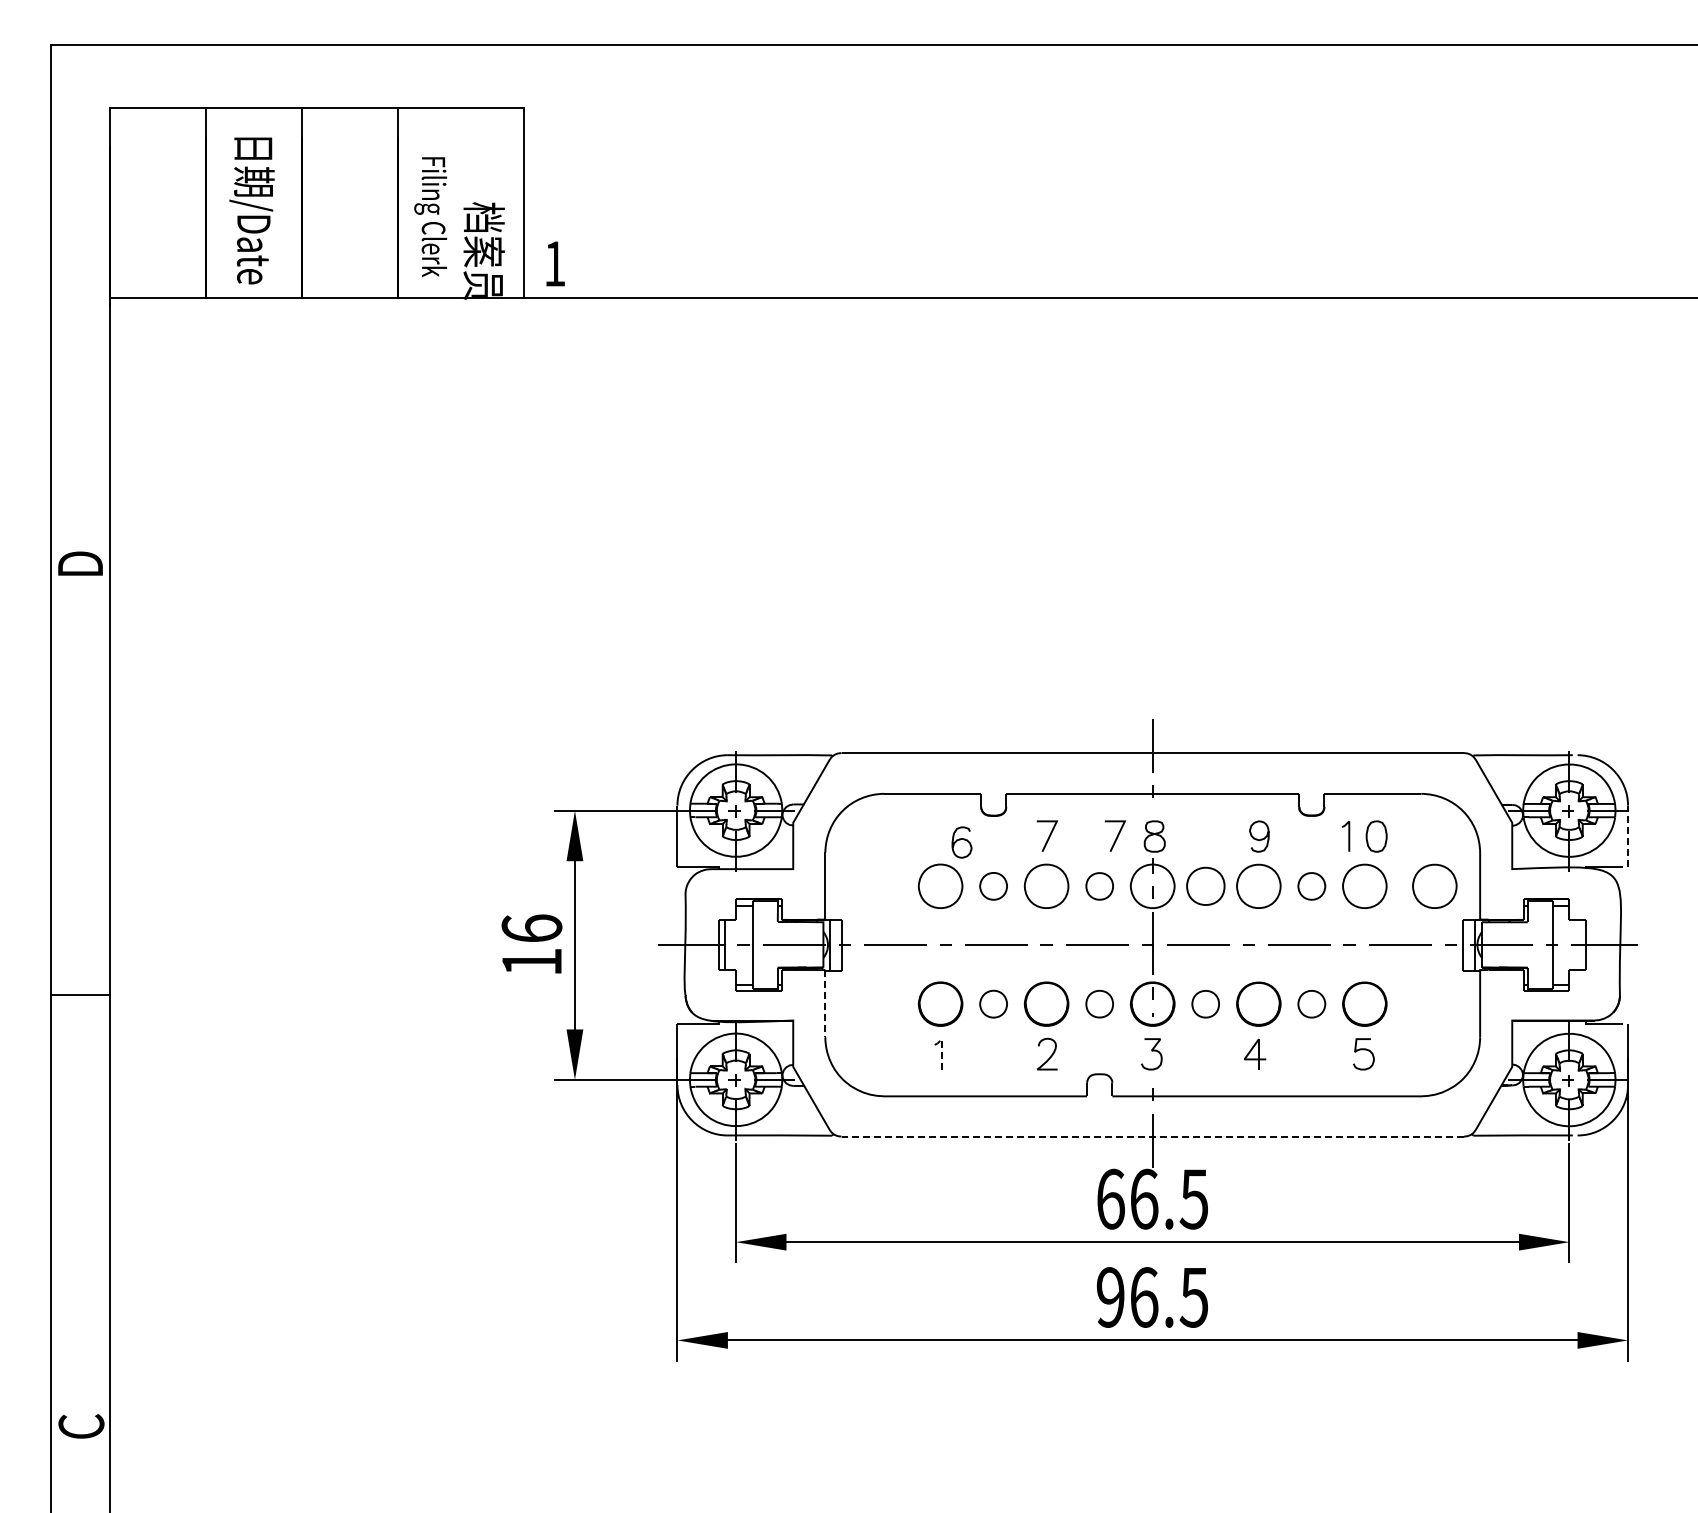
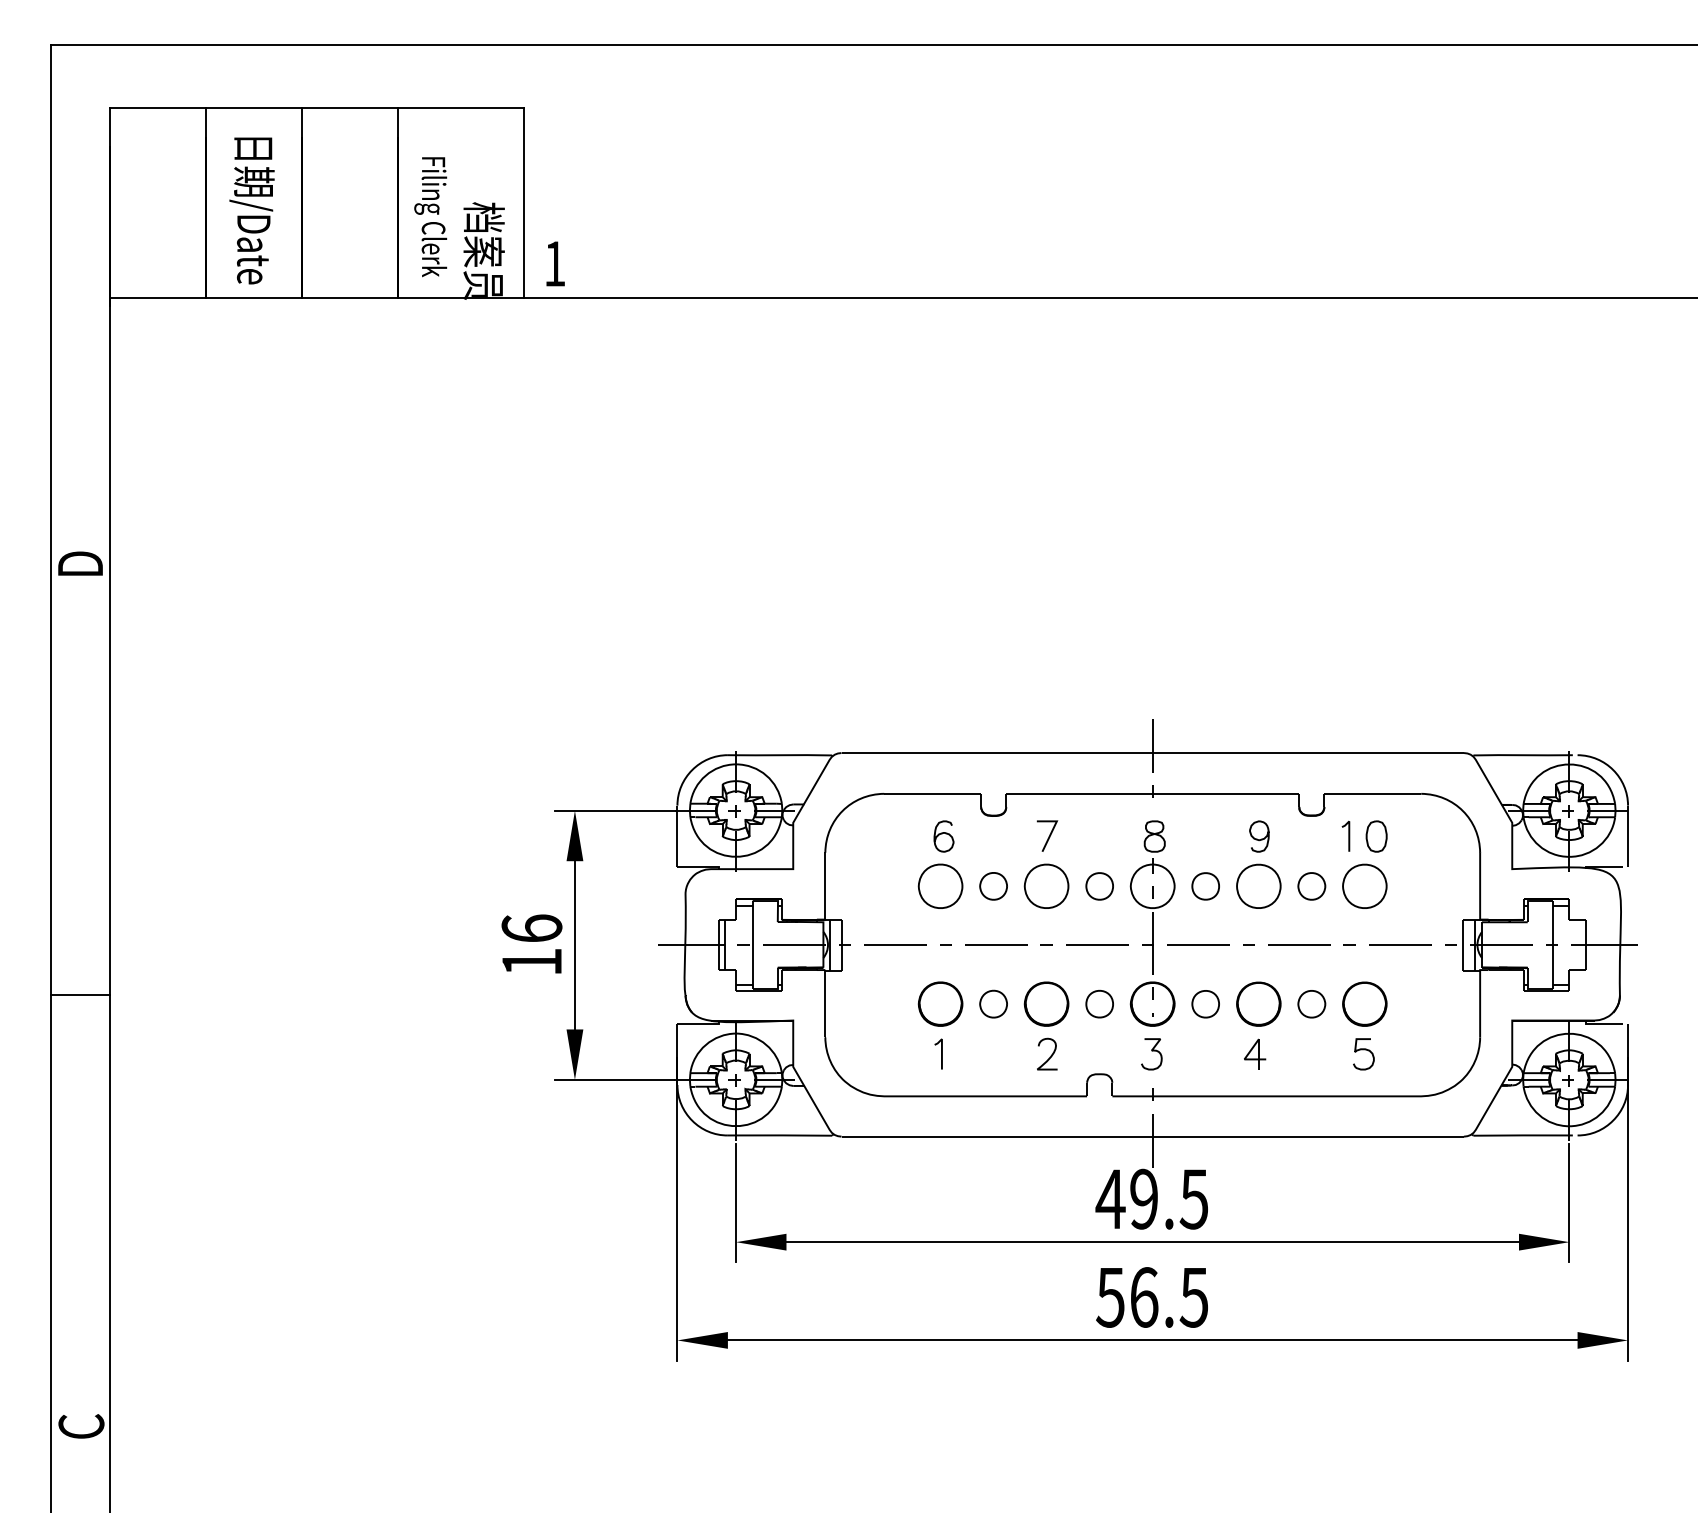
line: present -> none (1116, 836)
line: dashed -> solid (1628, 836)
curve position: (960, 840) -> (942, 834) (942, 834)
part size: 40x40 px -> 29x29 px (1205, 886)
part: present -> none (1434, 885)
line: dashed -> solid (825, 1003)
line: dashed -> solid (941, 1047)
line: dashed -> solid (1152, 1136)
text: 66.5 -> 49.5 (1126, 1198)
text: 96.5 -> 56.5 (1110, 1297)
